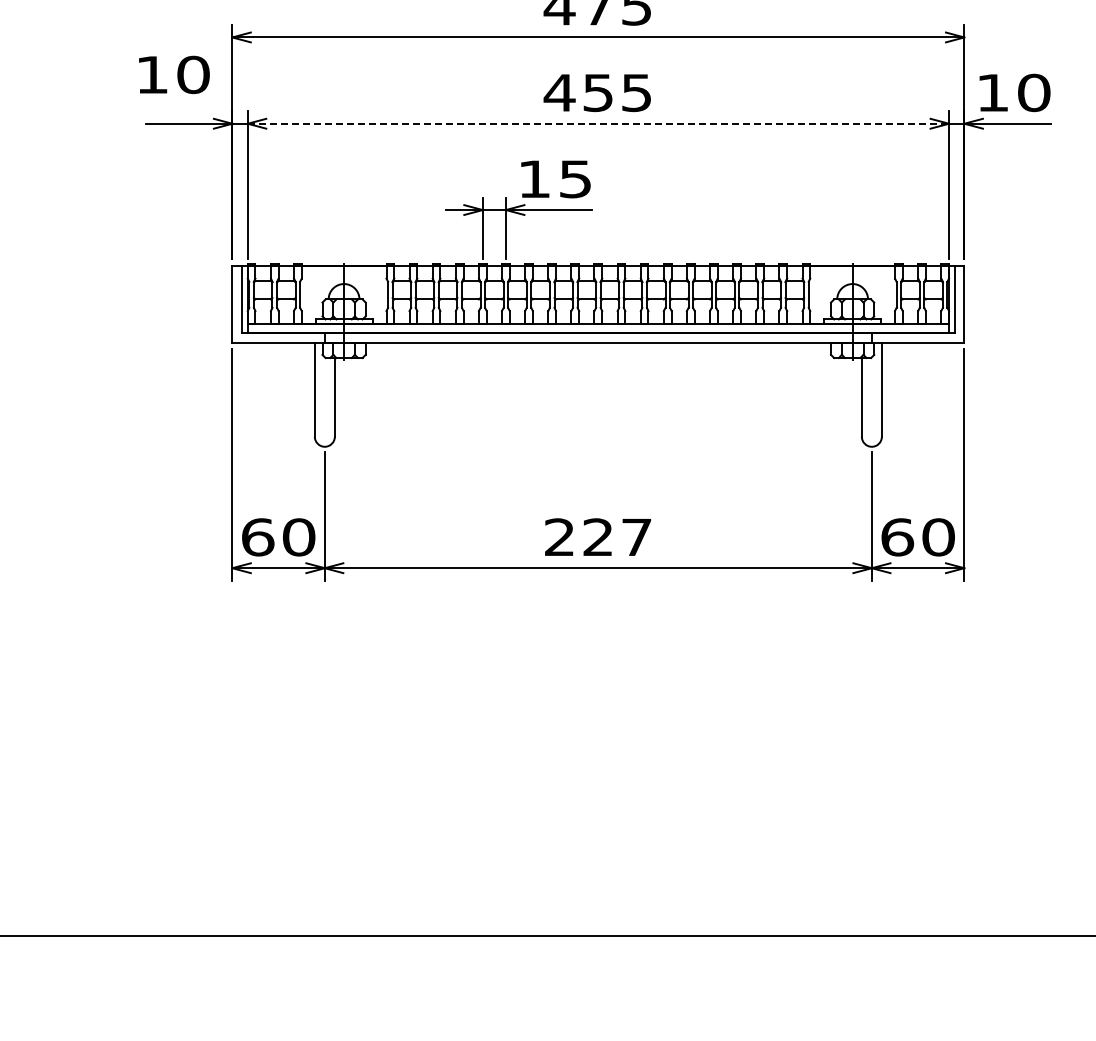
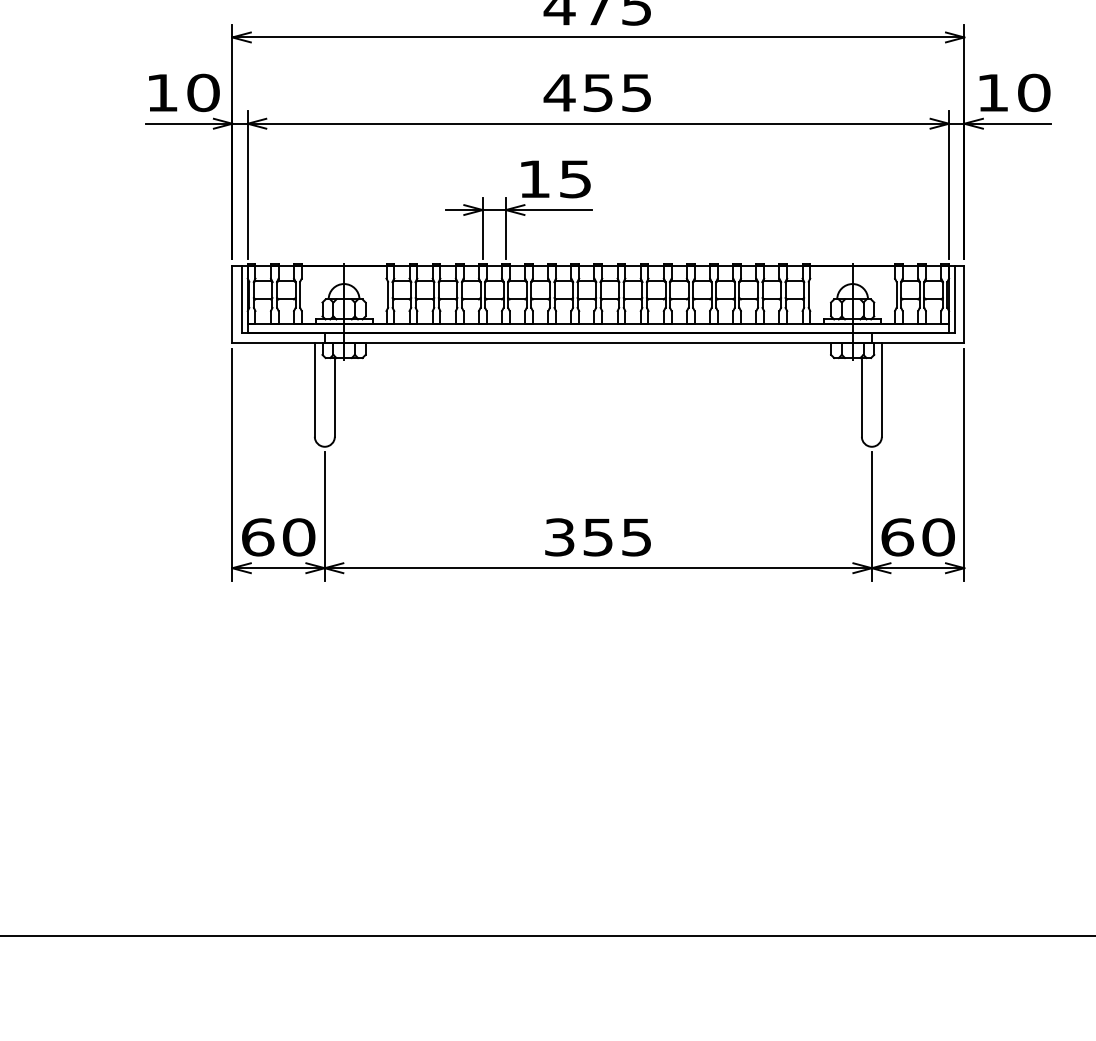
text position: (174, 74) -> (184, 92) (184, 92)
line: dashed -> solid (598, 123)
text: 227 -> 355 (597, 537)
